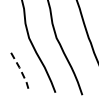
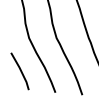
line: dashed -> solid (21, 71)
